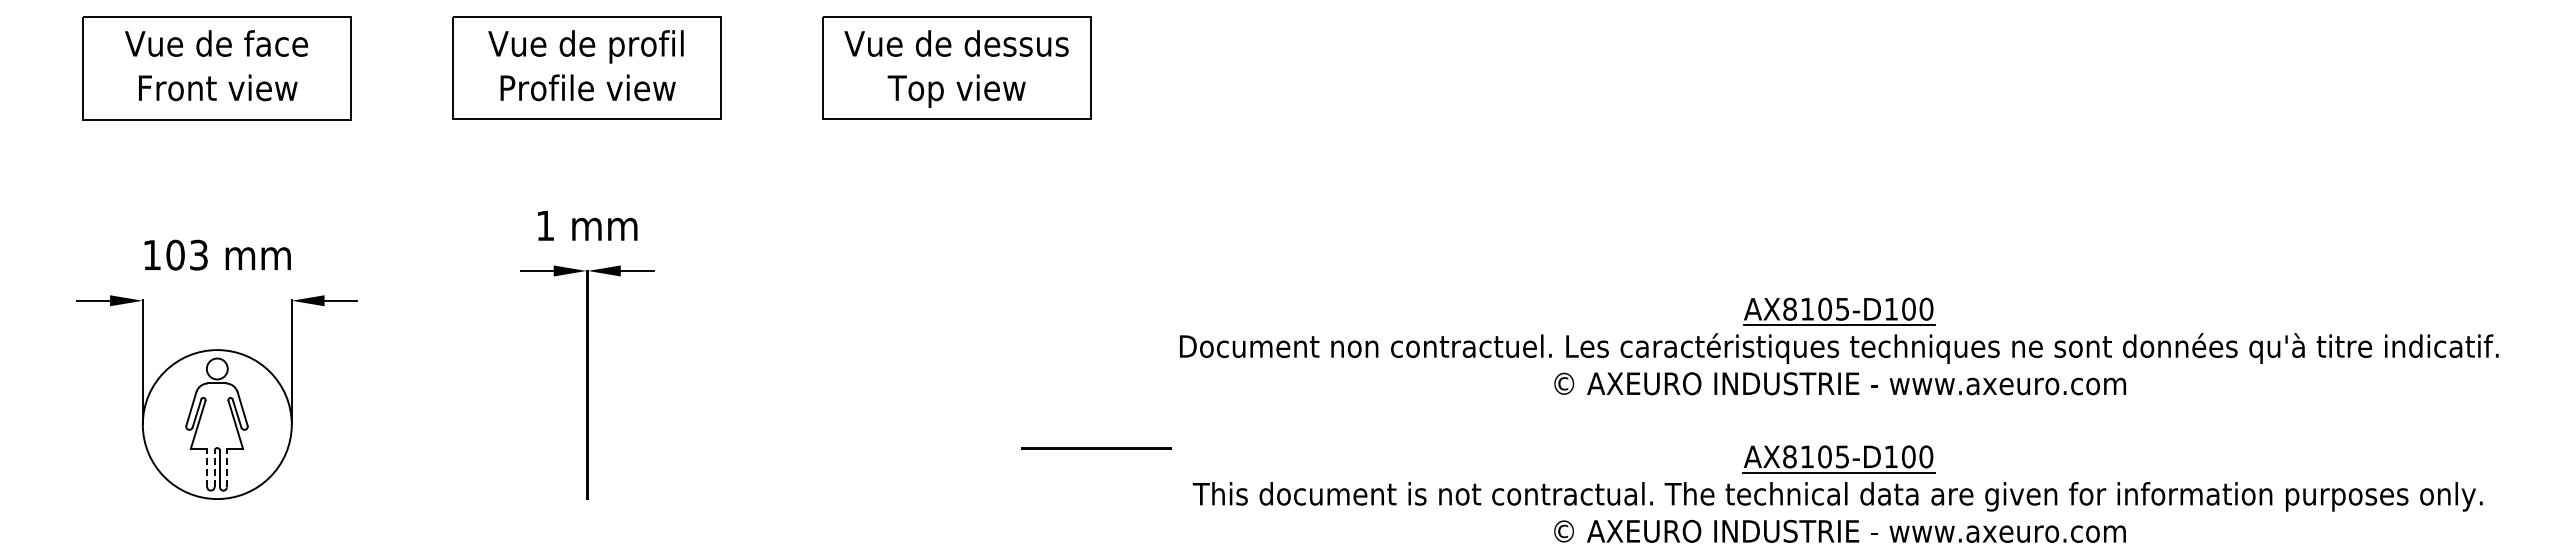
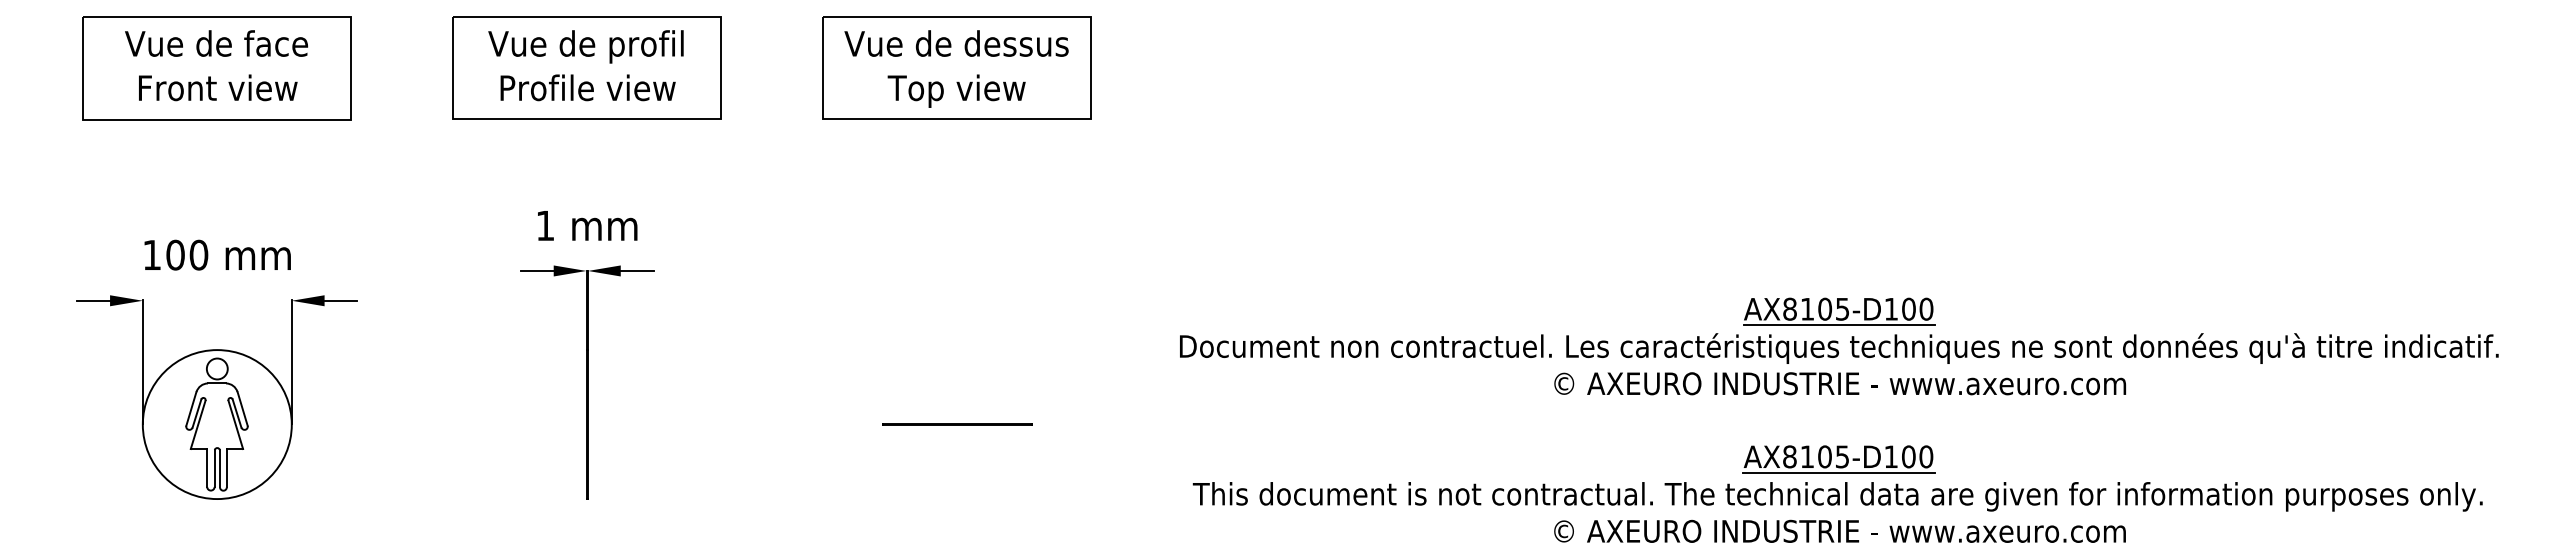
text: 103 -> 100 (198, 254)
line position: (1096, 448) -> (957, 424) (957, 424)
line: dashed -> solid (226, 467)
line: dashed -> solid (207, 468)
line: dashed -> solid (214, 468)
